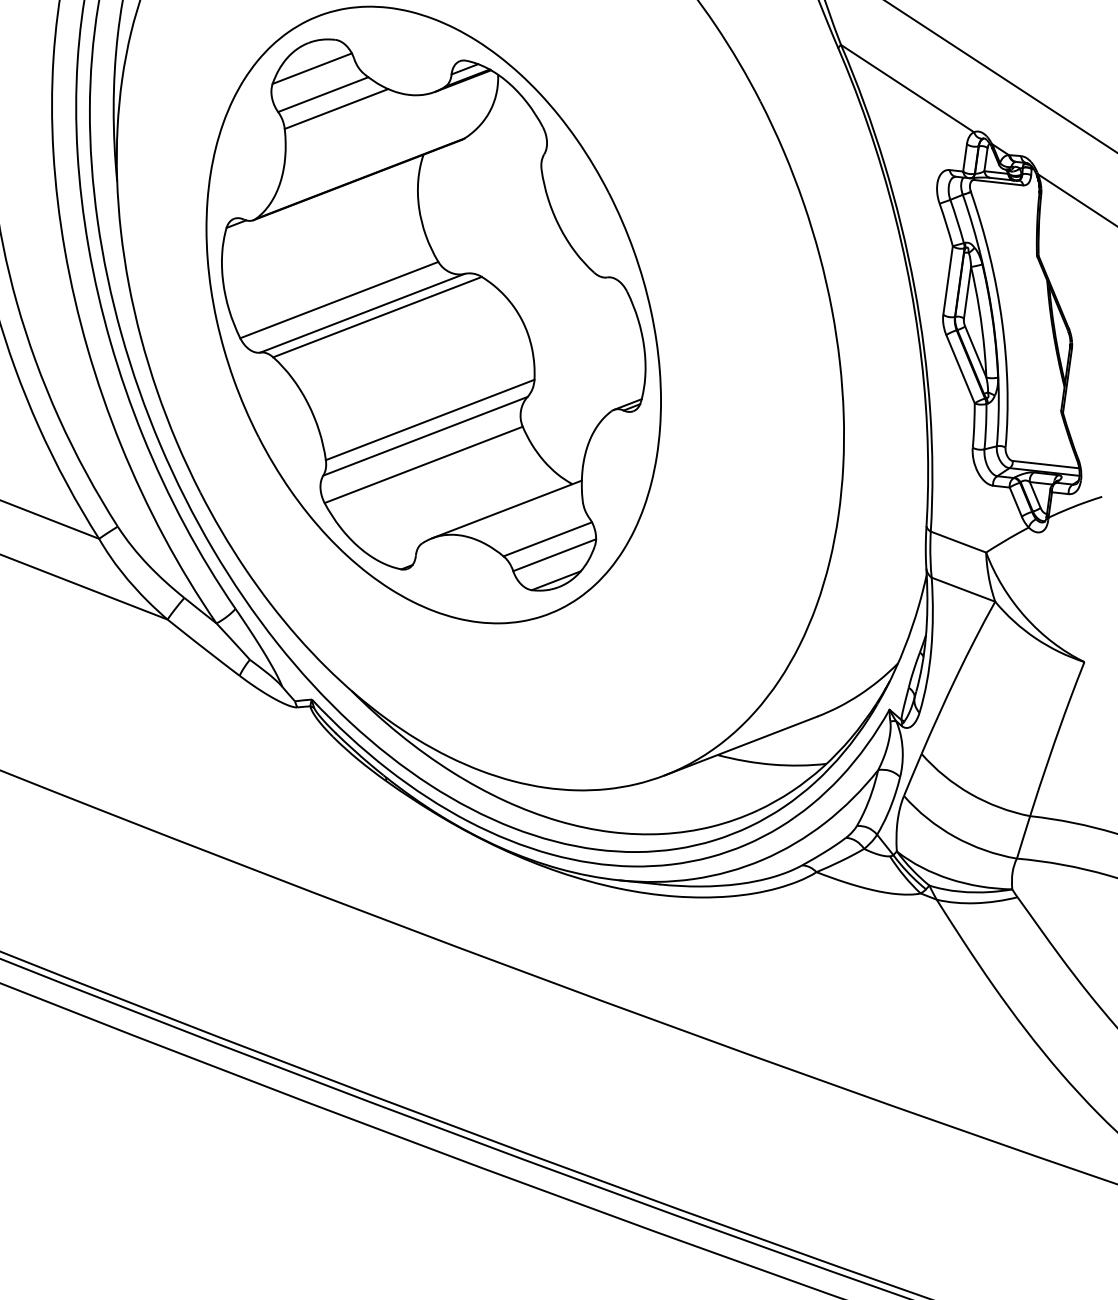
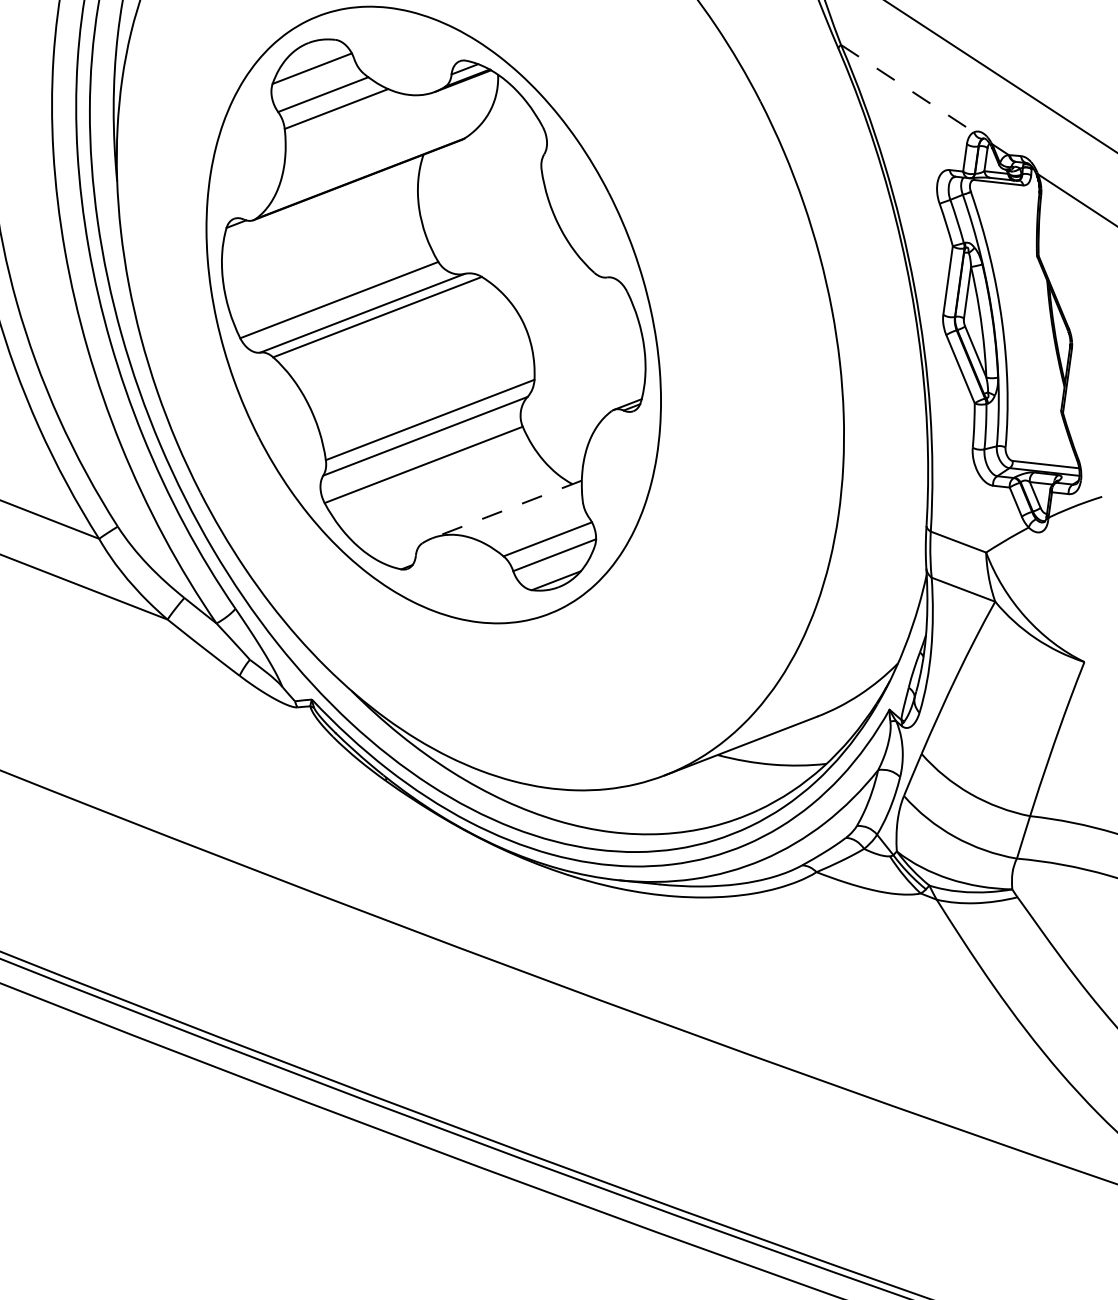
line: solid -> dashed (907, 88)
line: solid -> dashed (506, 509)
